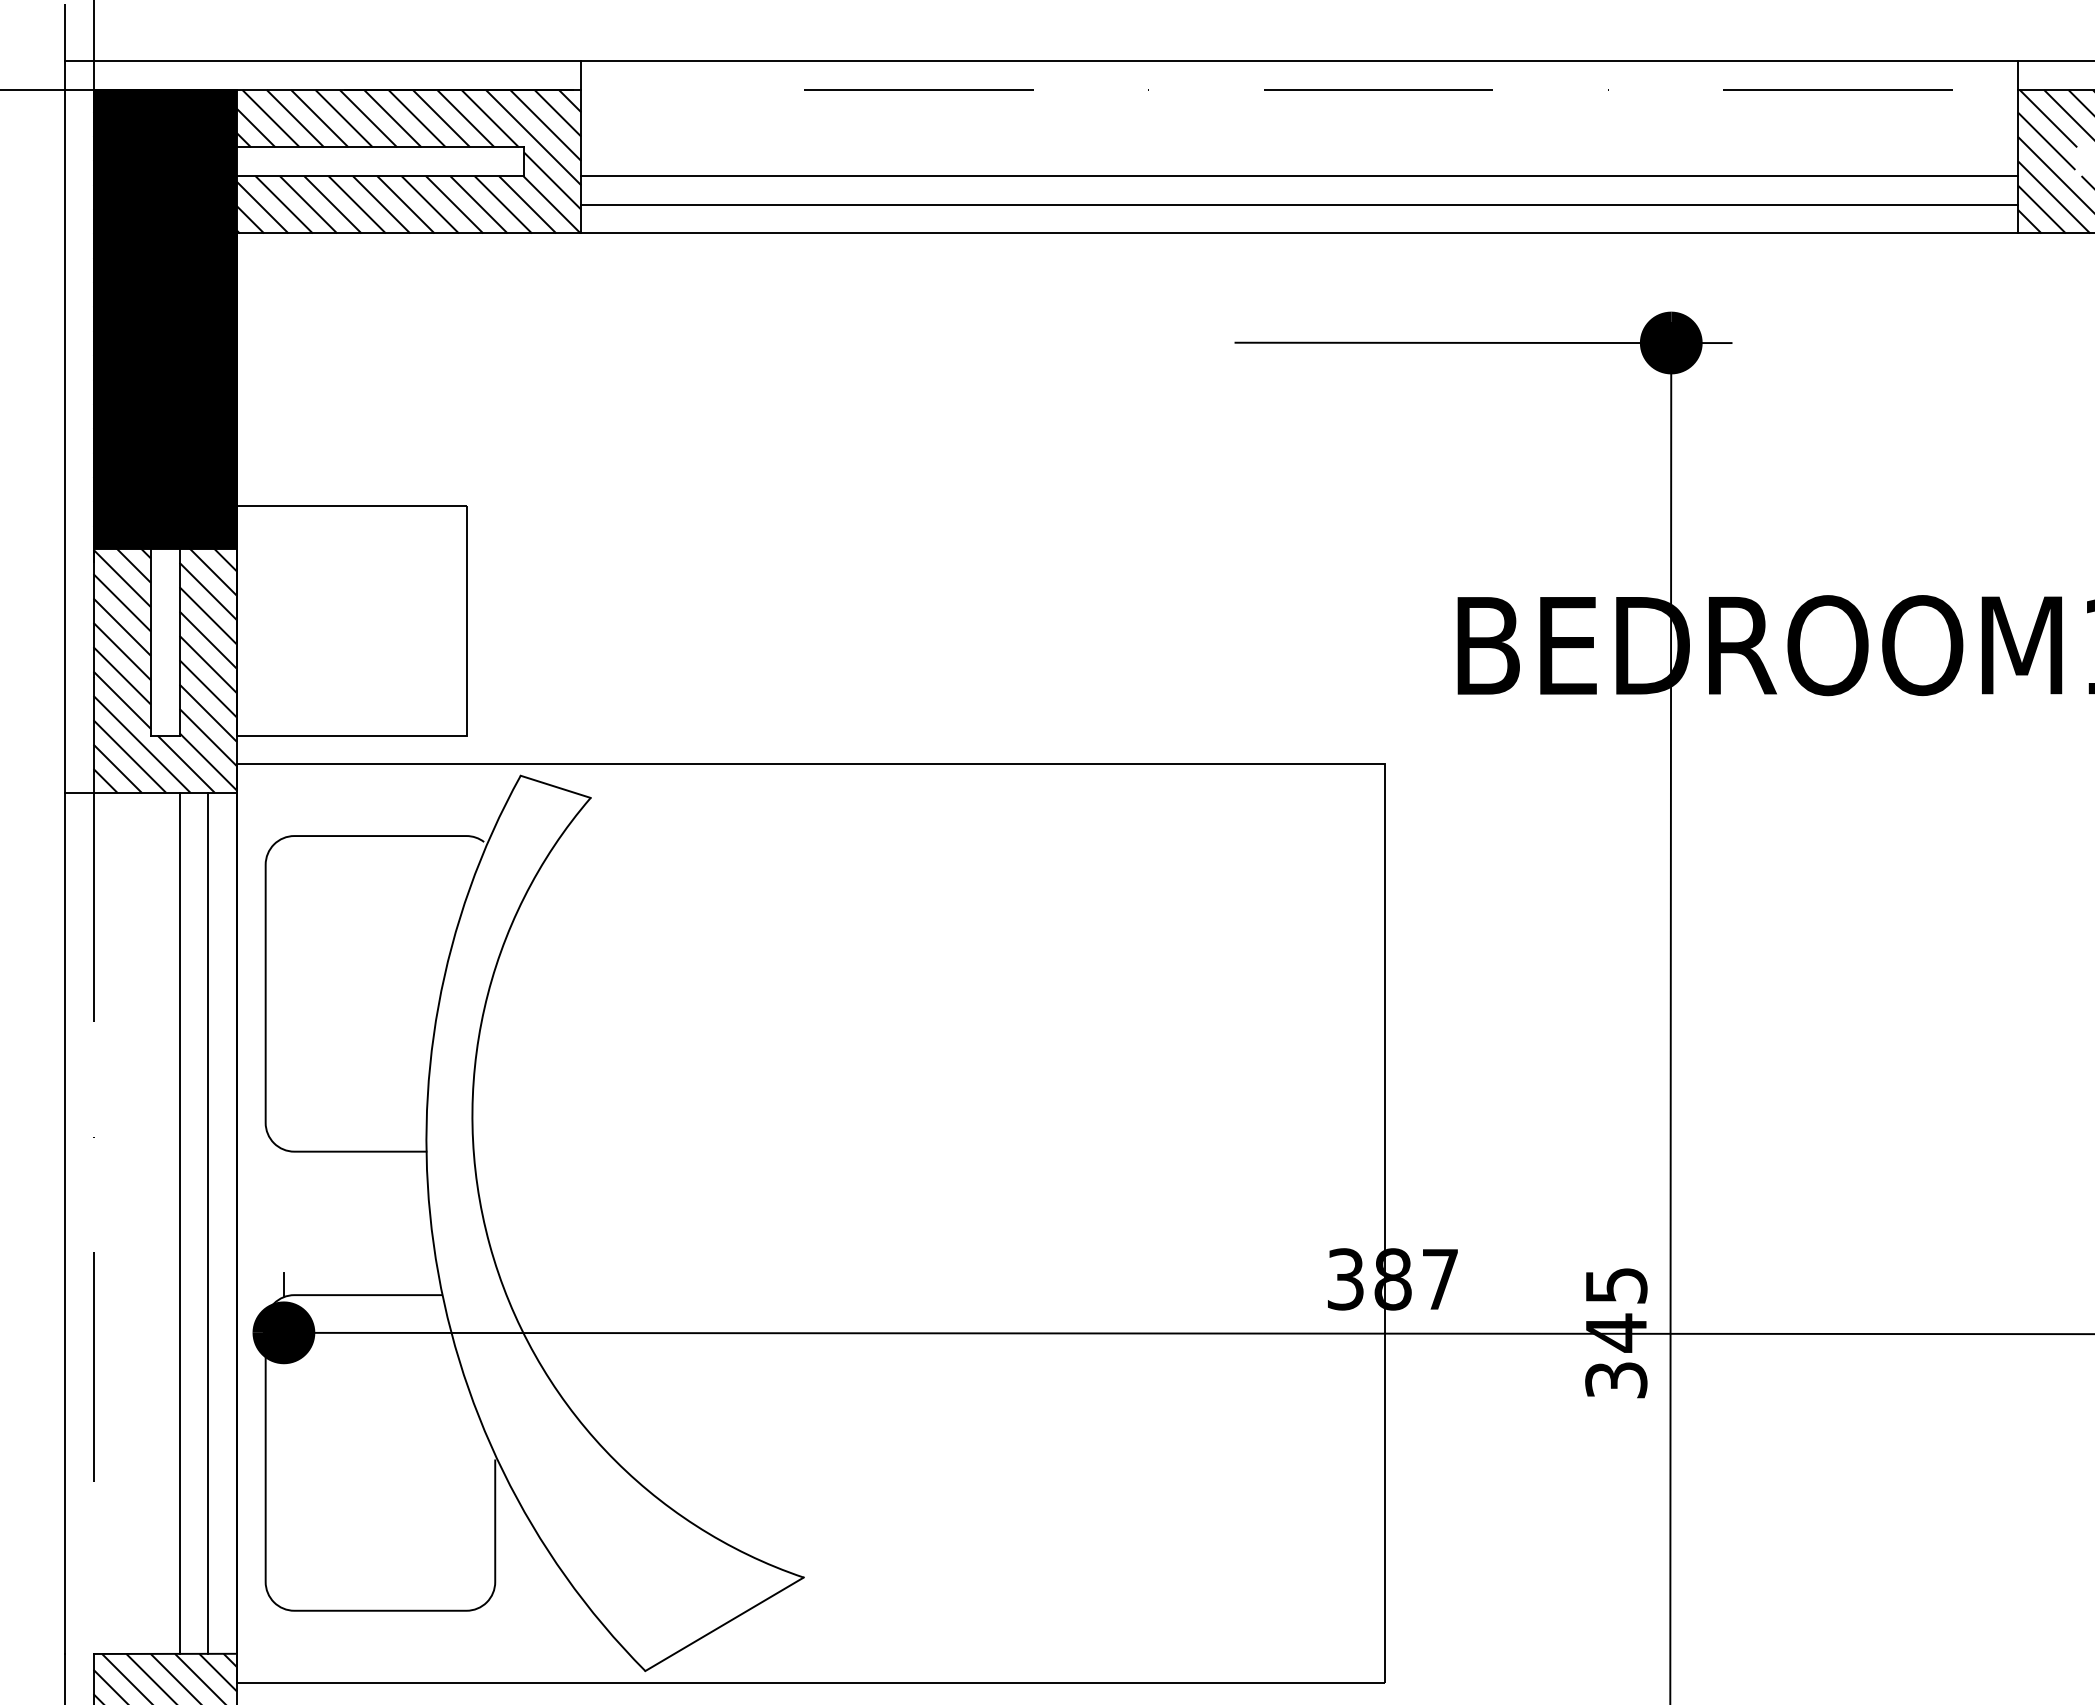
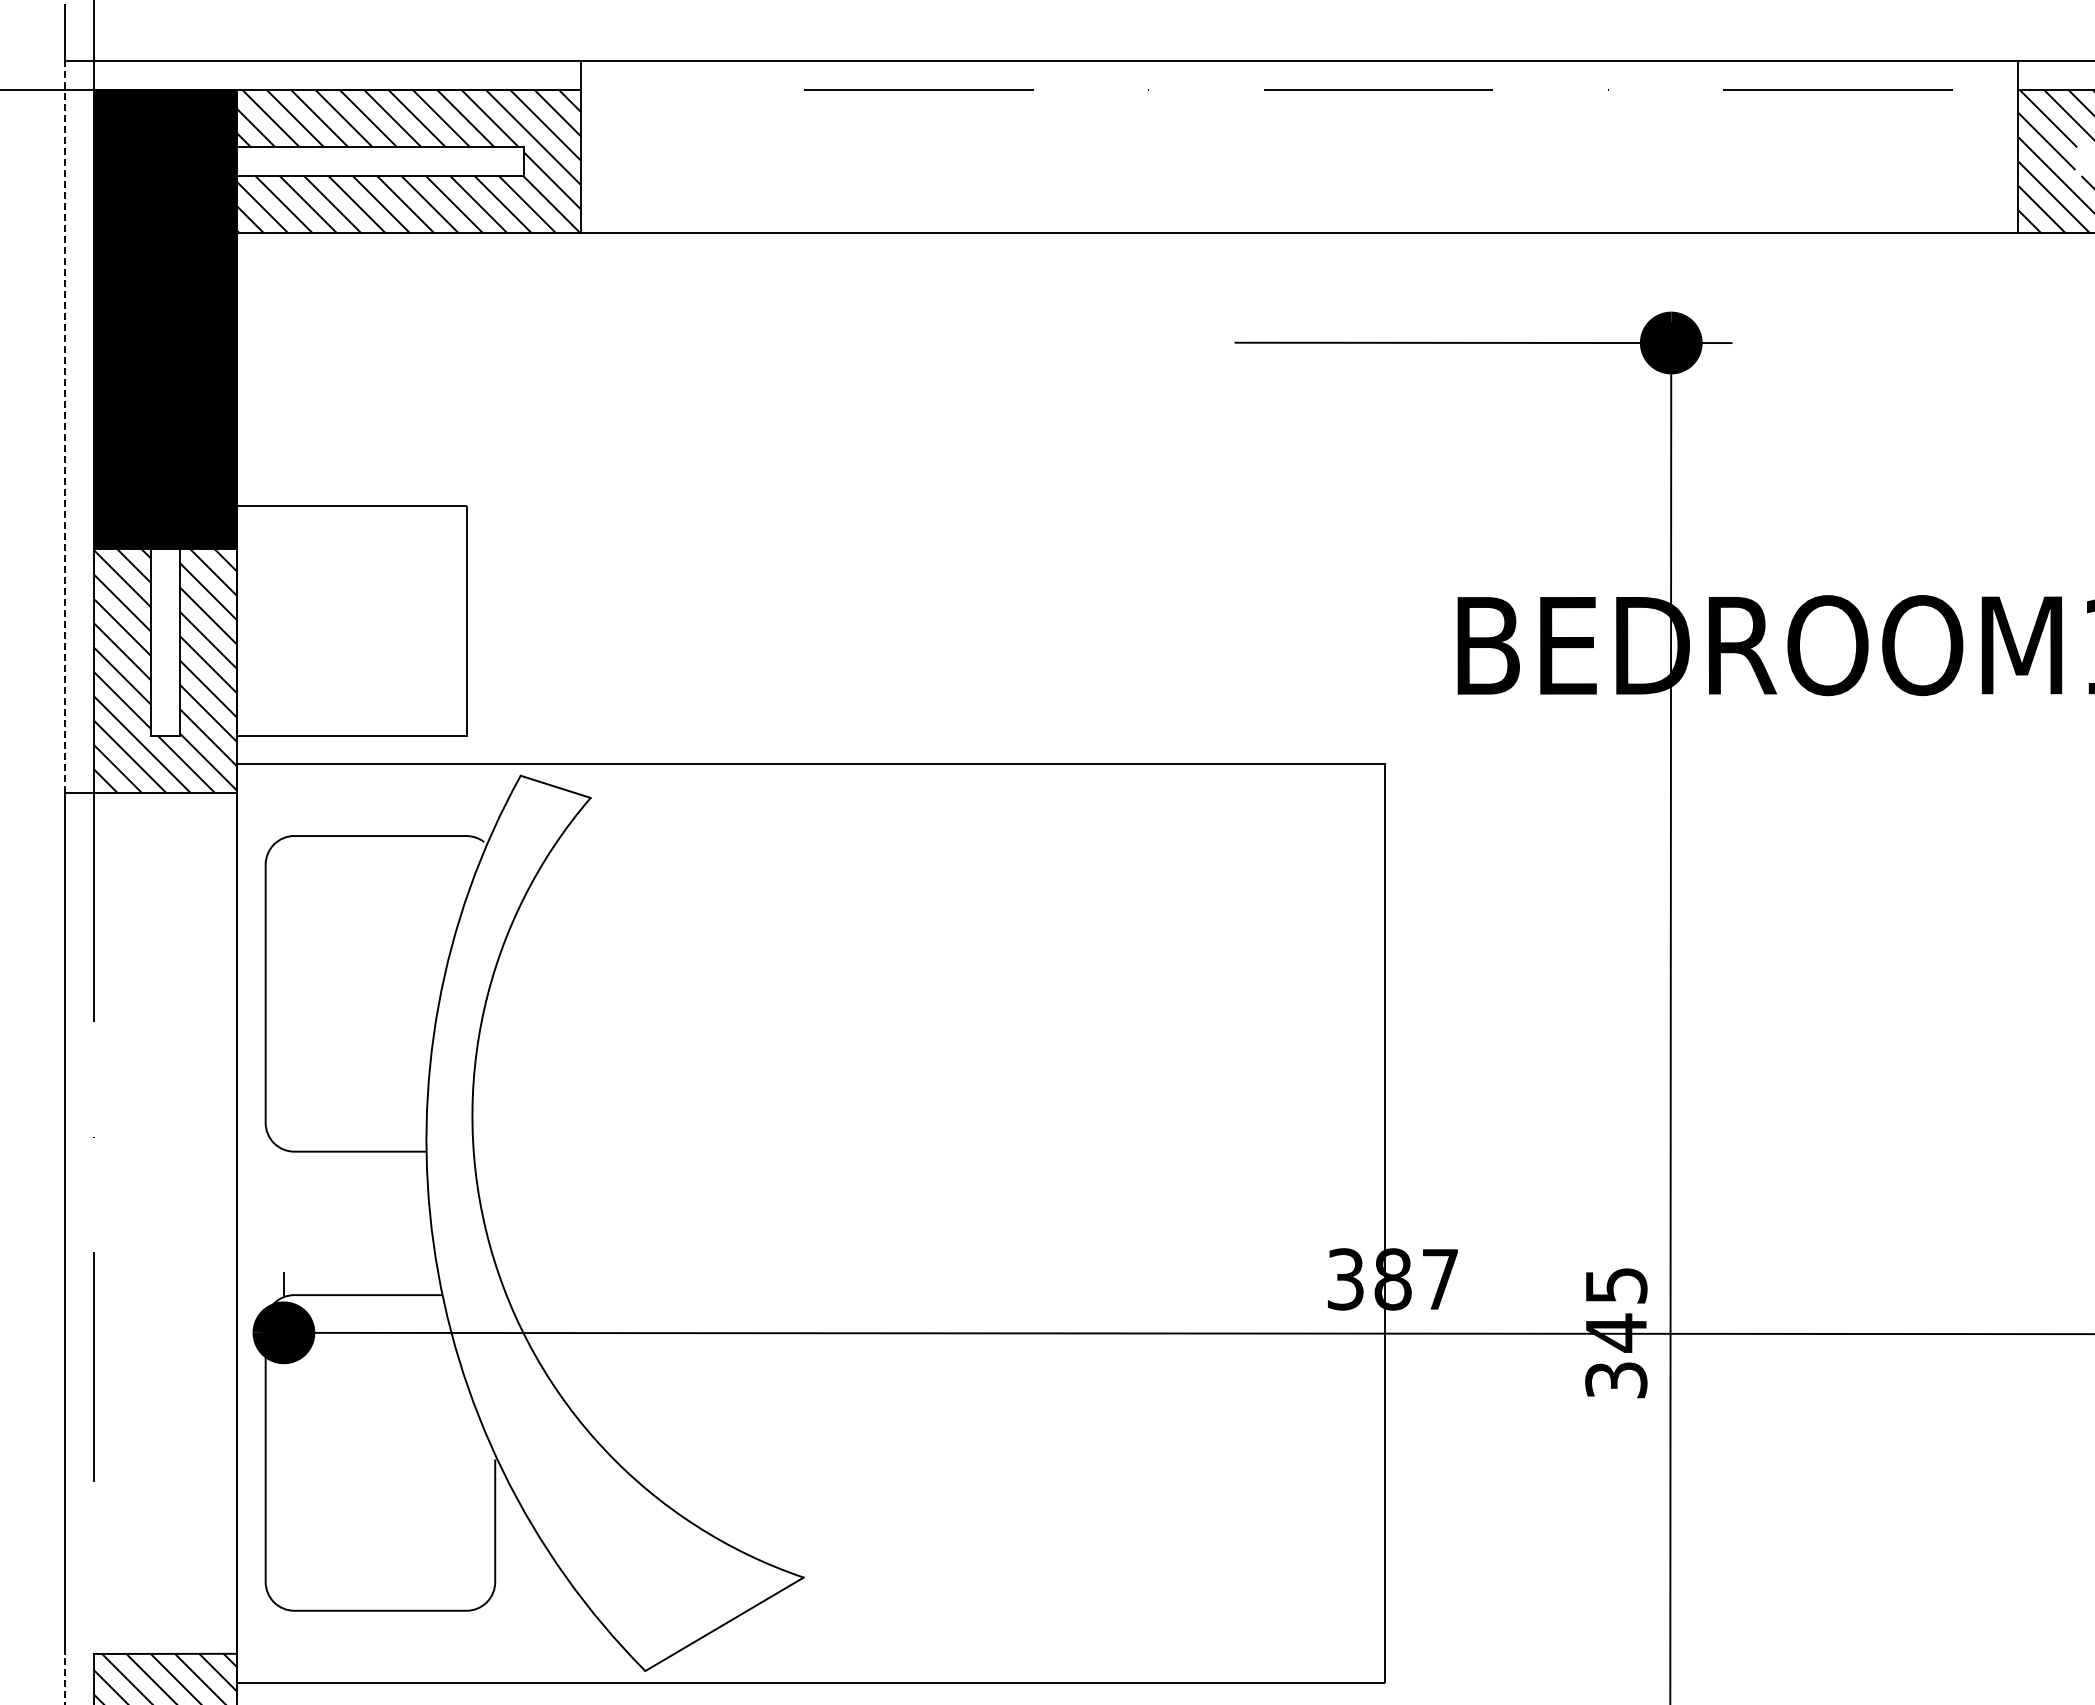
line: present -> none (1299, 176)
line: present -> none (1299, 204)
line: solid -> dashed (64, 427)
line: present -> none (179, 1223)
line: present -> none (208, 1223)
line: solid -> dashed (64, 1678)
